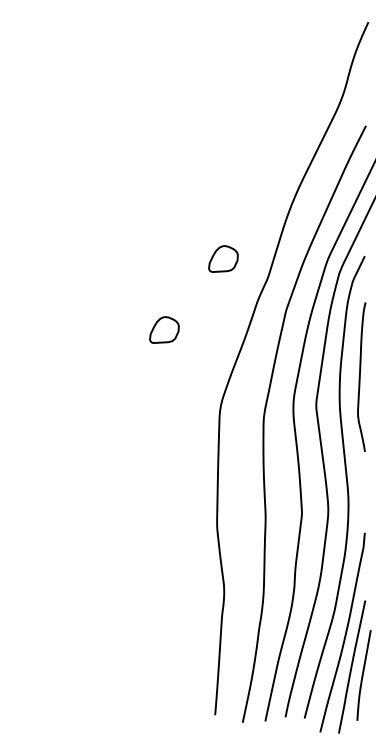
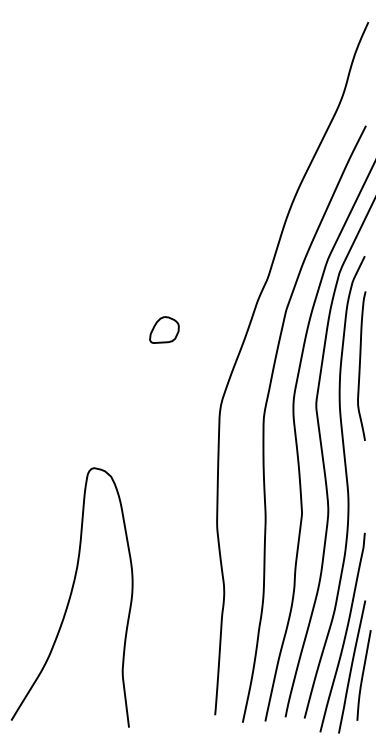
part: present -> none (223, 258)
curve position: (360, 376) -> (360, 365) (360, 365)
curve: none -> present (71, 596)
